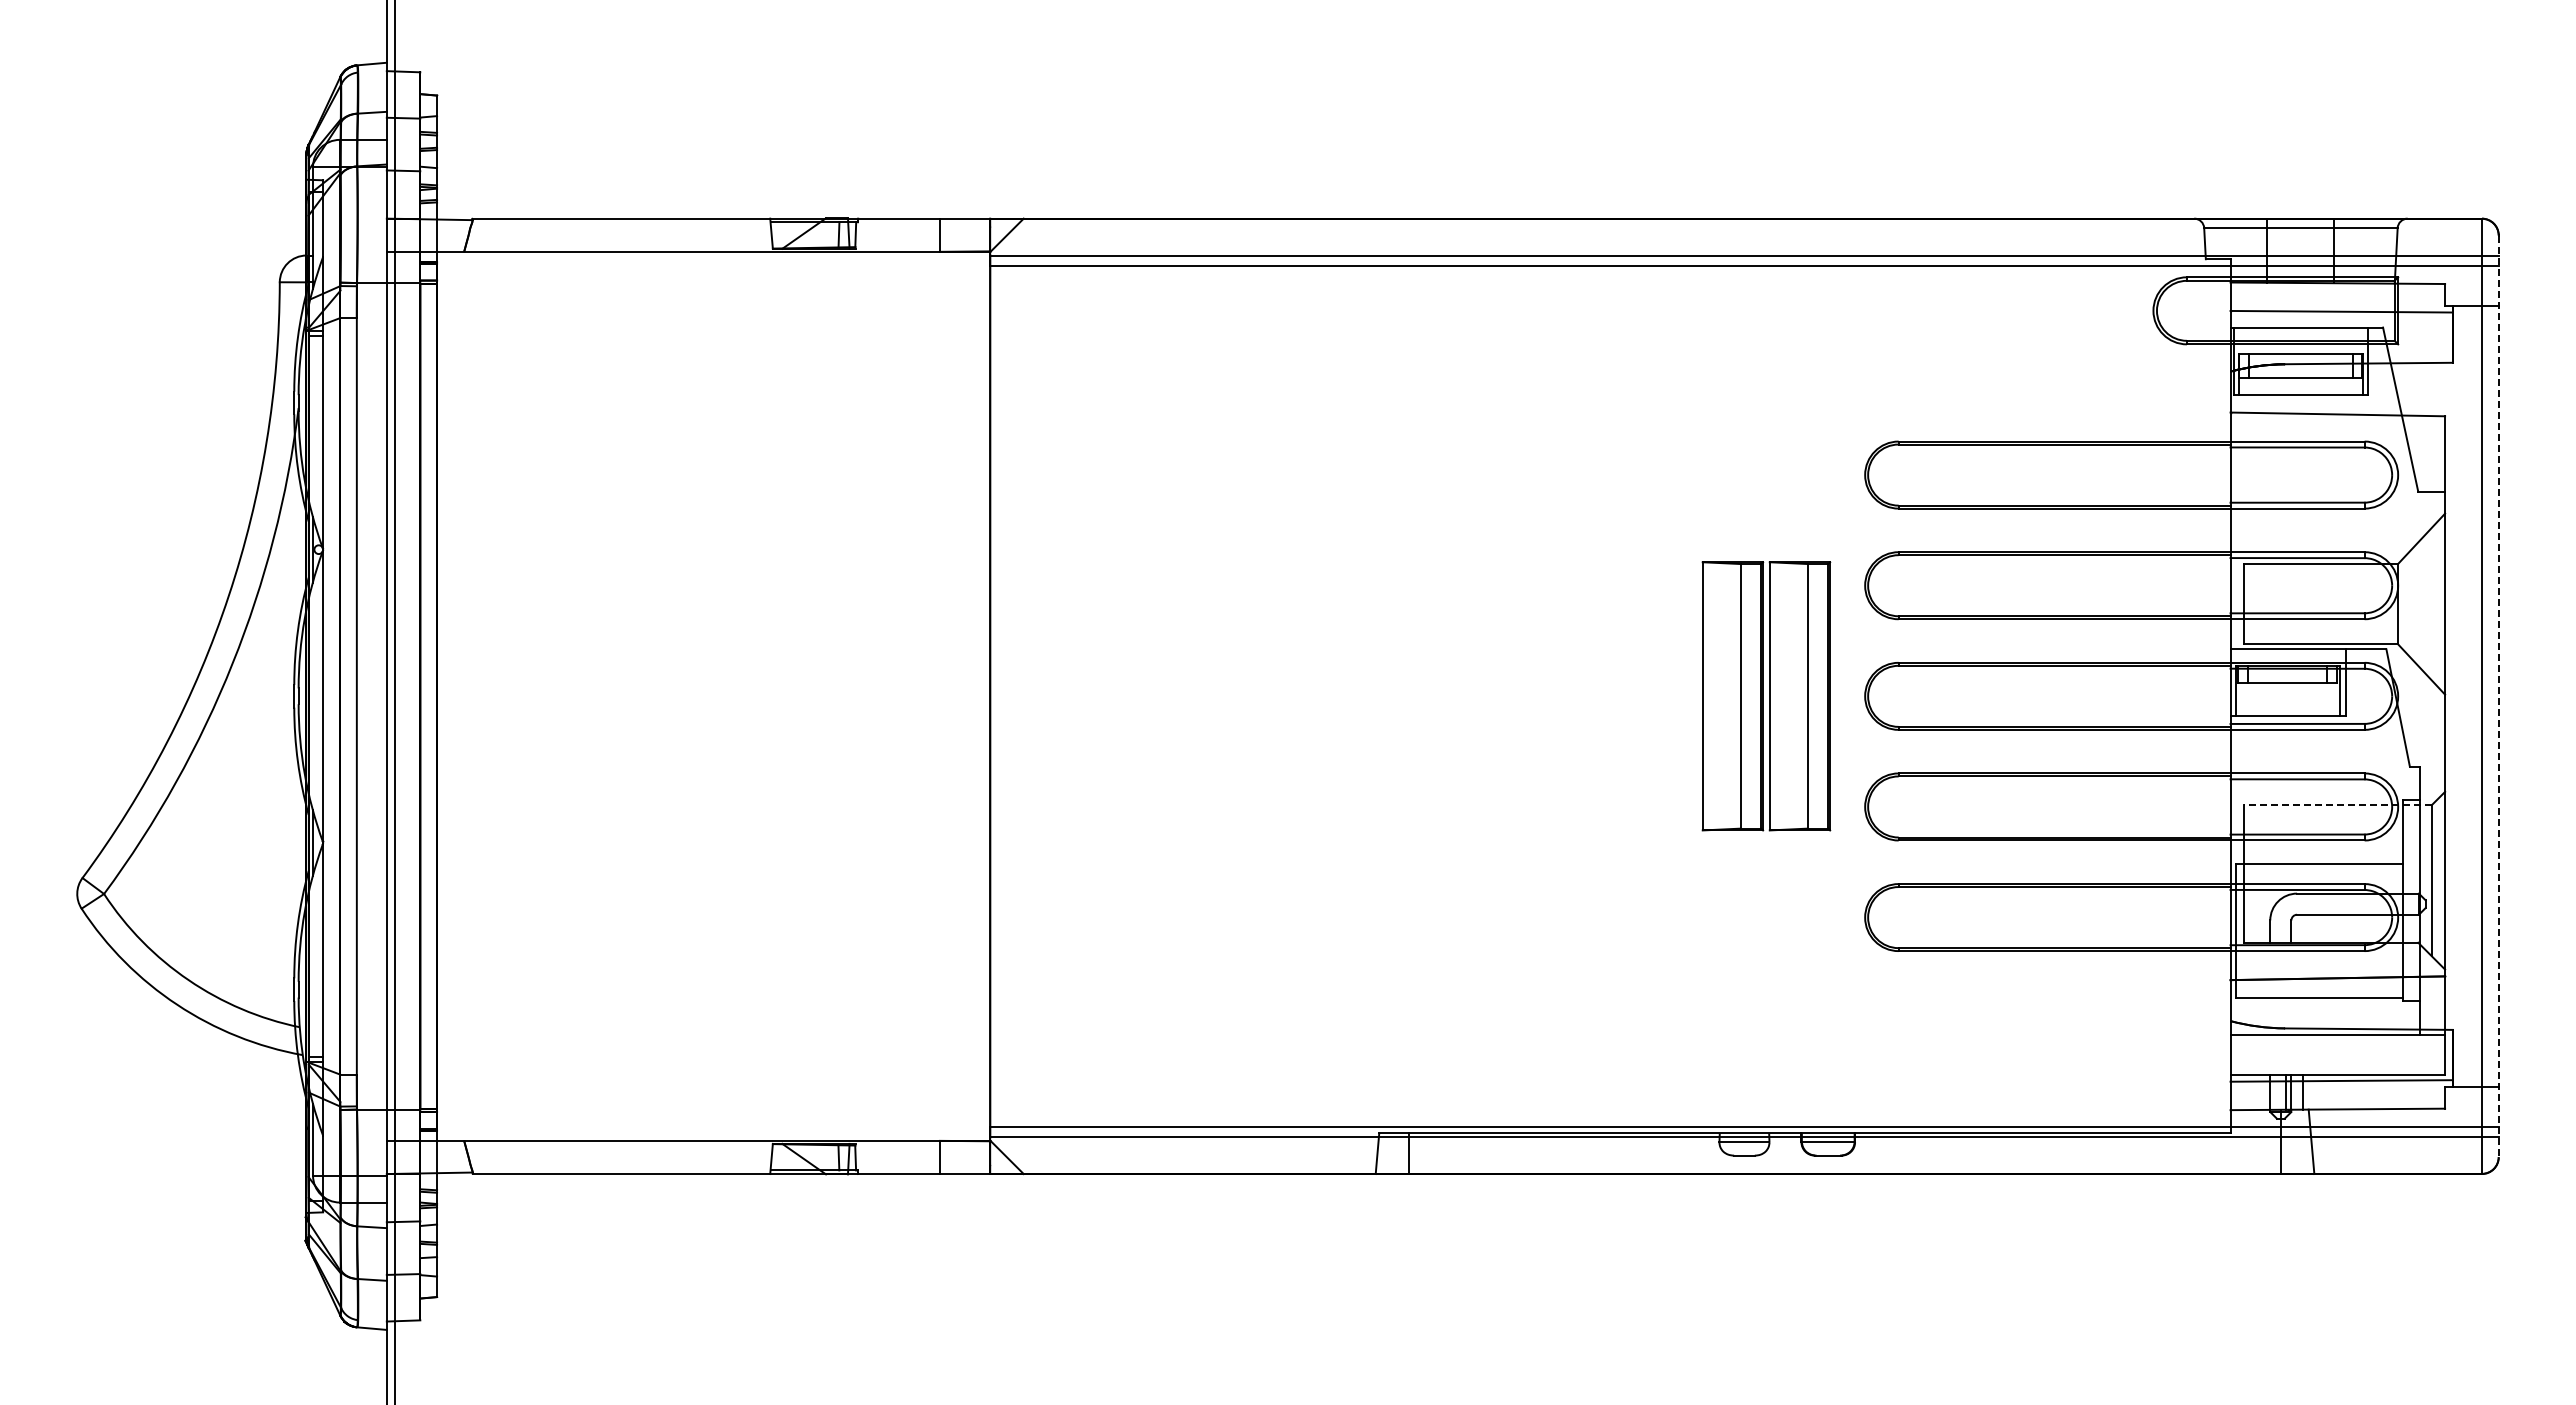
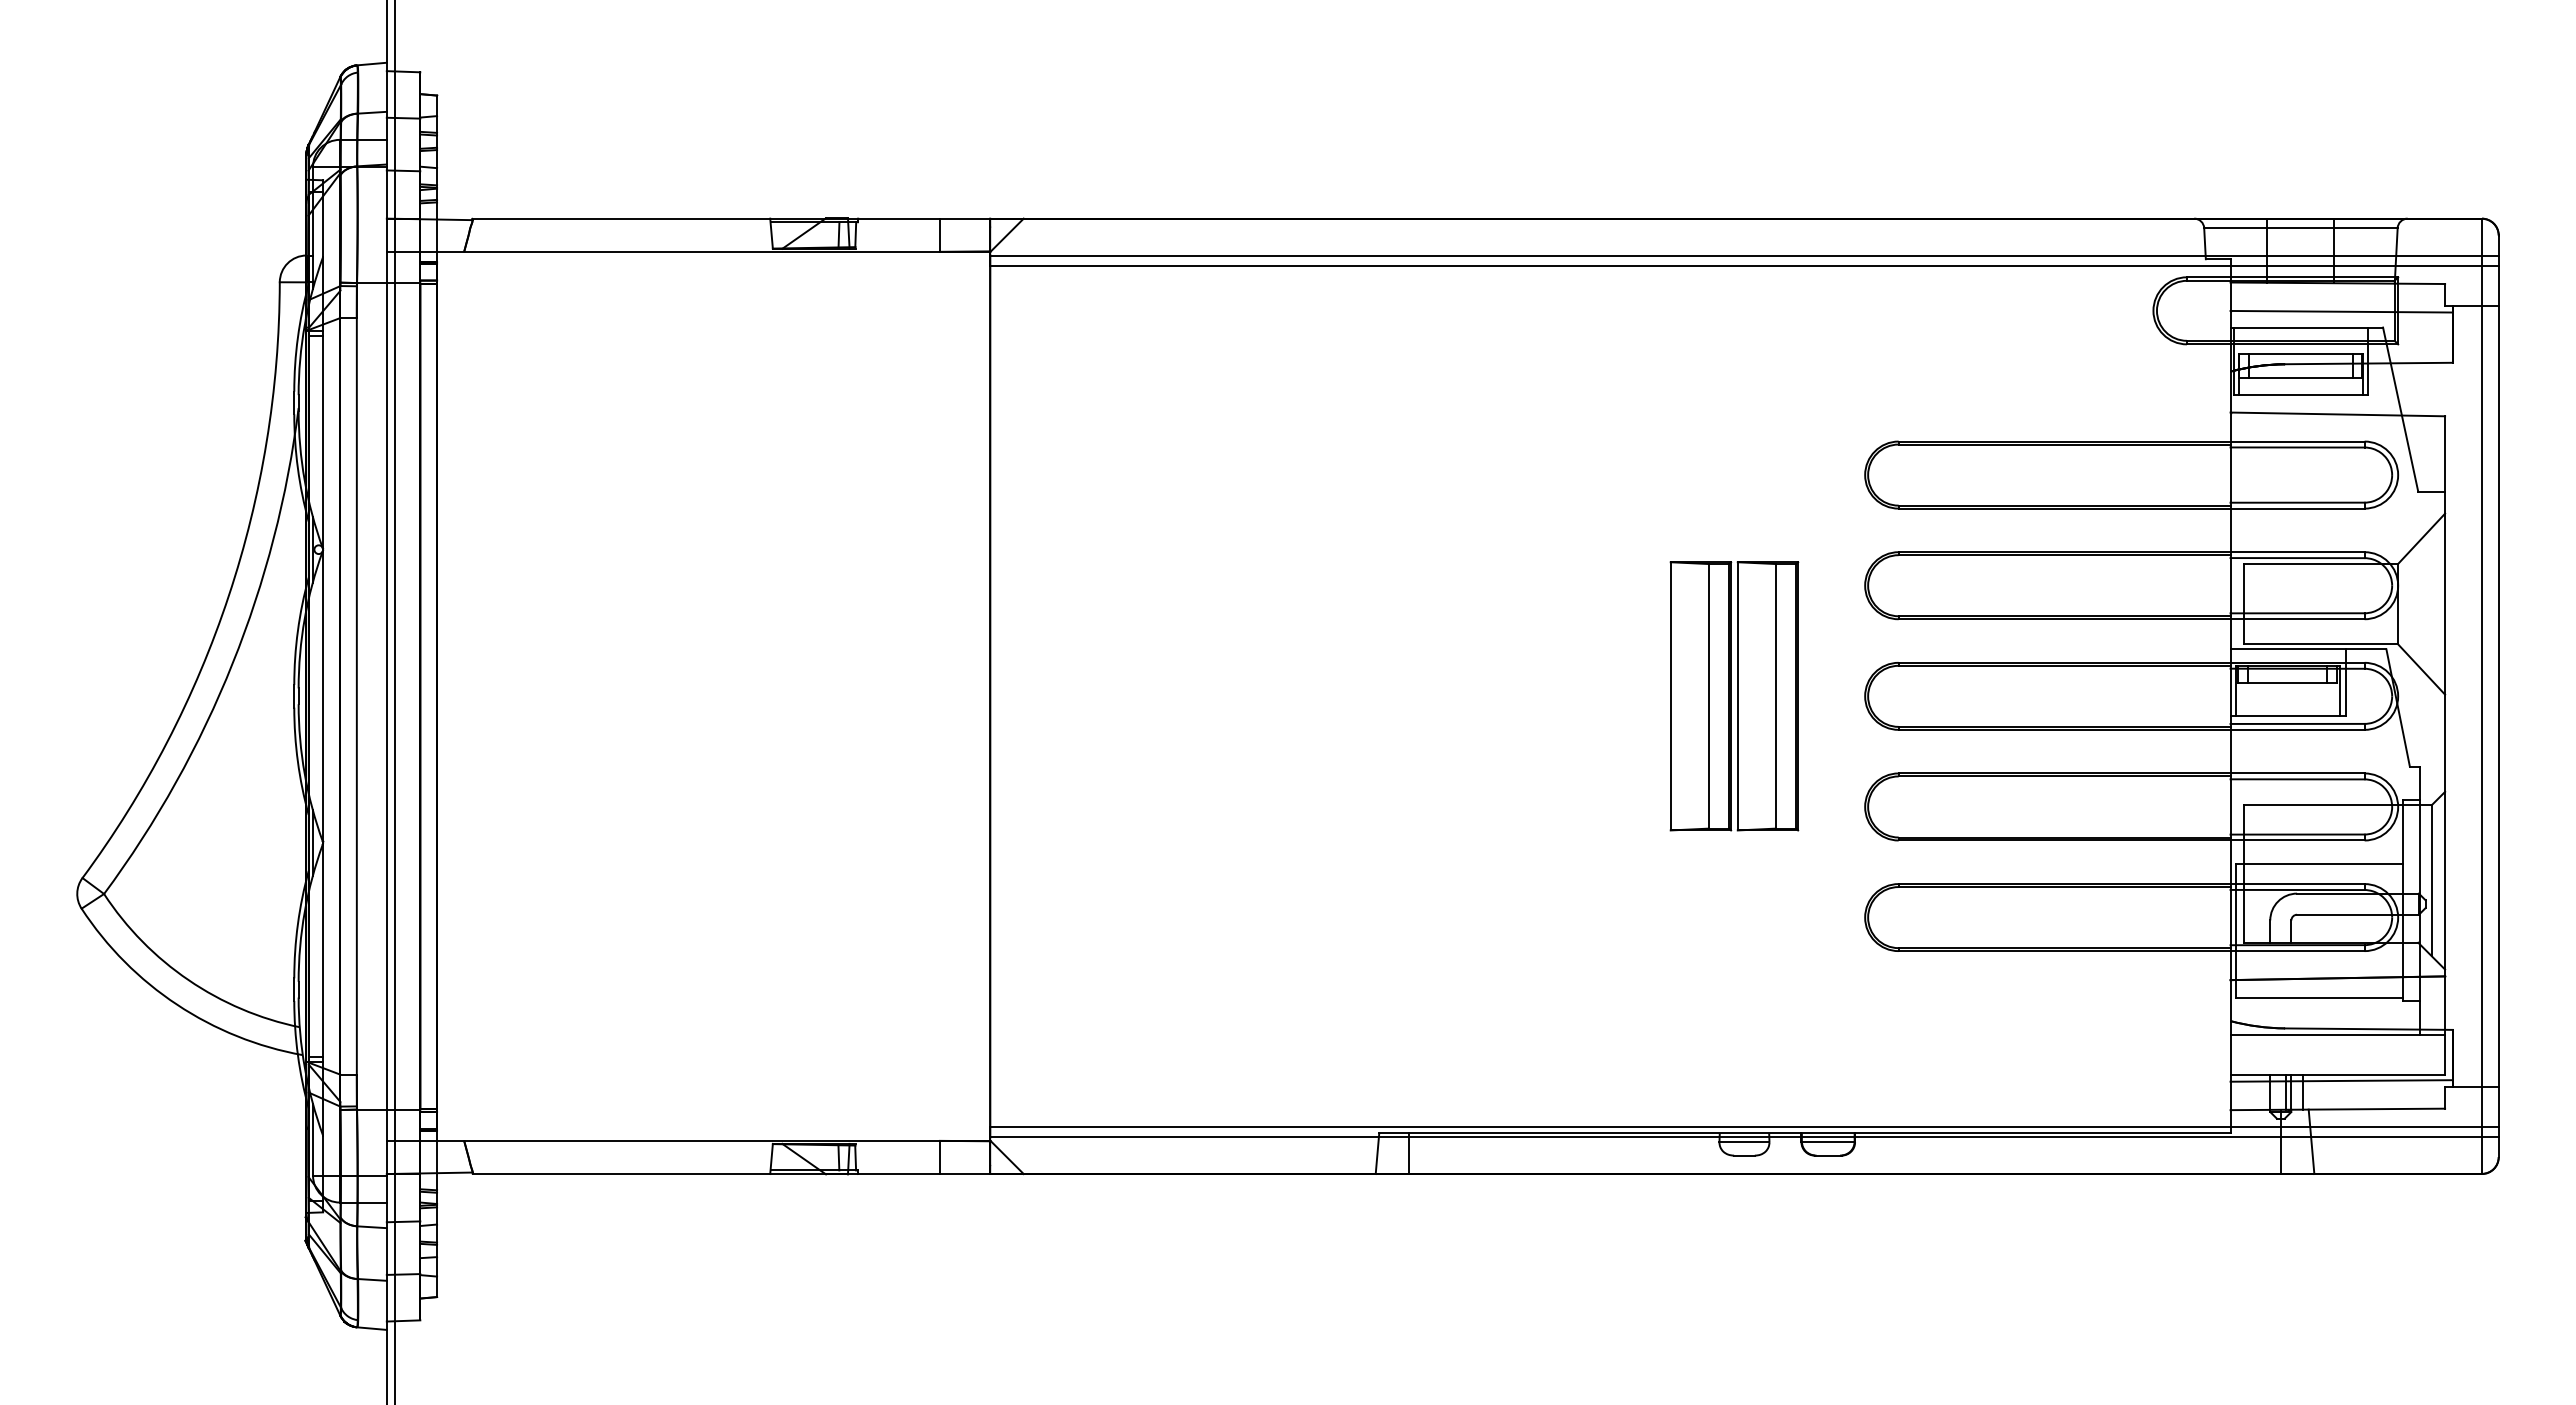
part position: (1766, 696) -> (1734, 696) (1734, 696)
line: dashed -> solid (2498, 696)
line: dashed -> solid (2337, 805)
